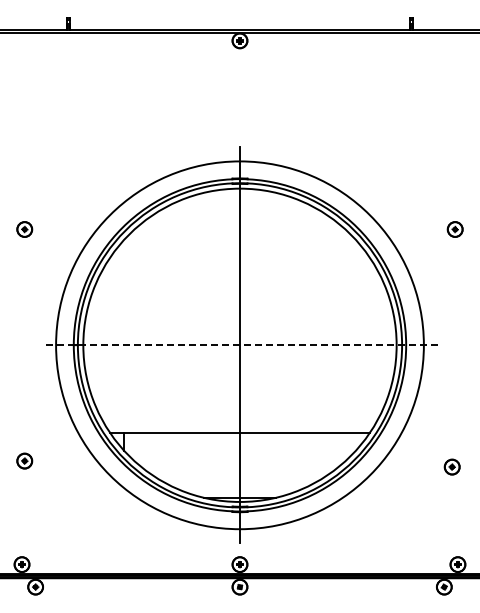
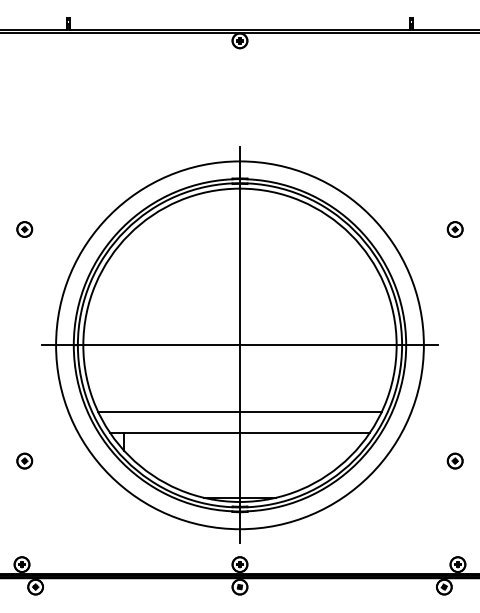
line: dashed -> solid (239, 345)
line: none -> present (239, 412)
part position: (451, 466) -> (454, 460) (454, 460)
